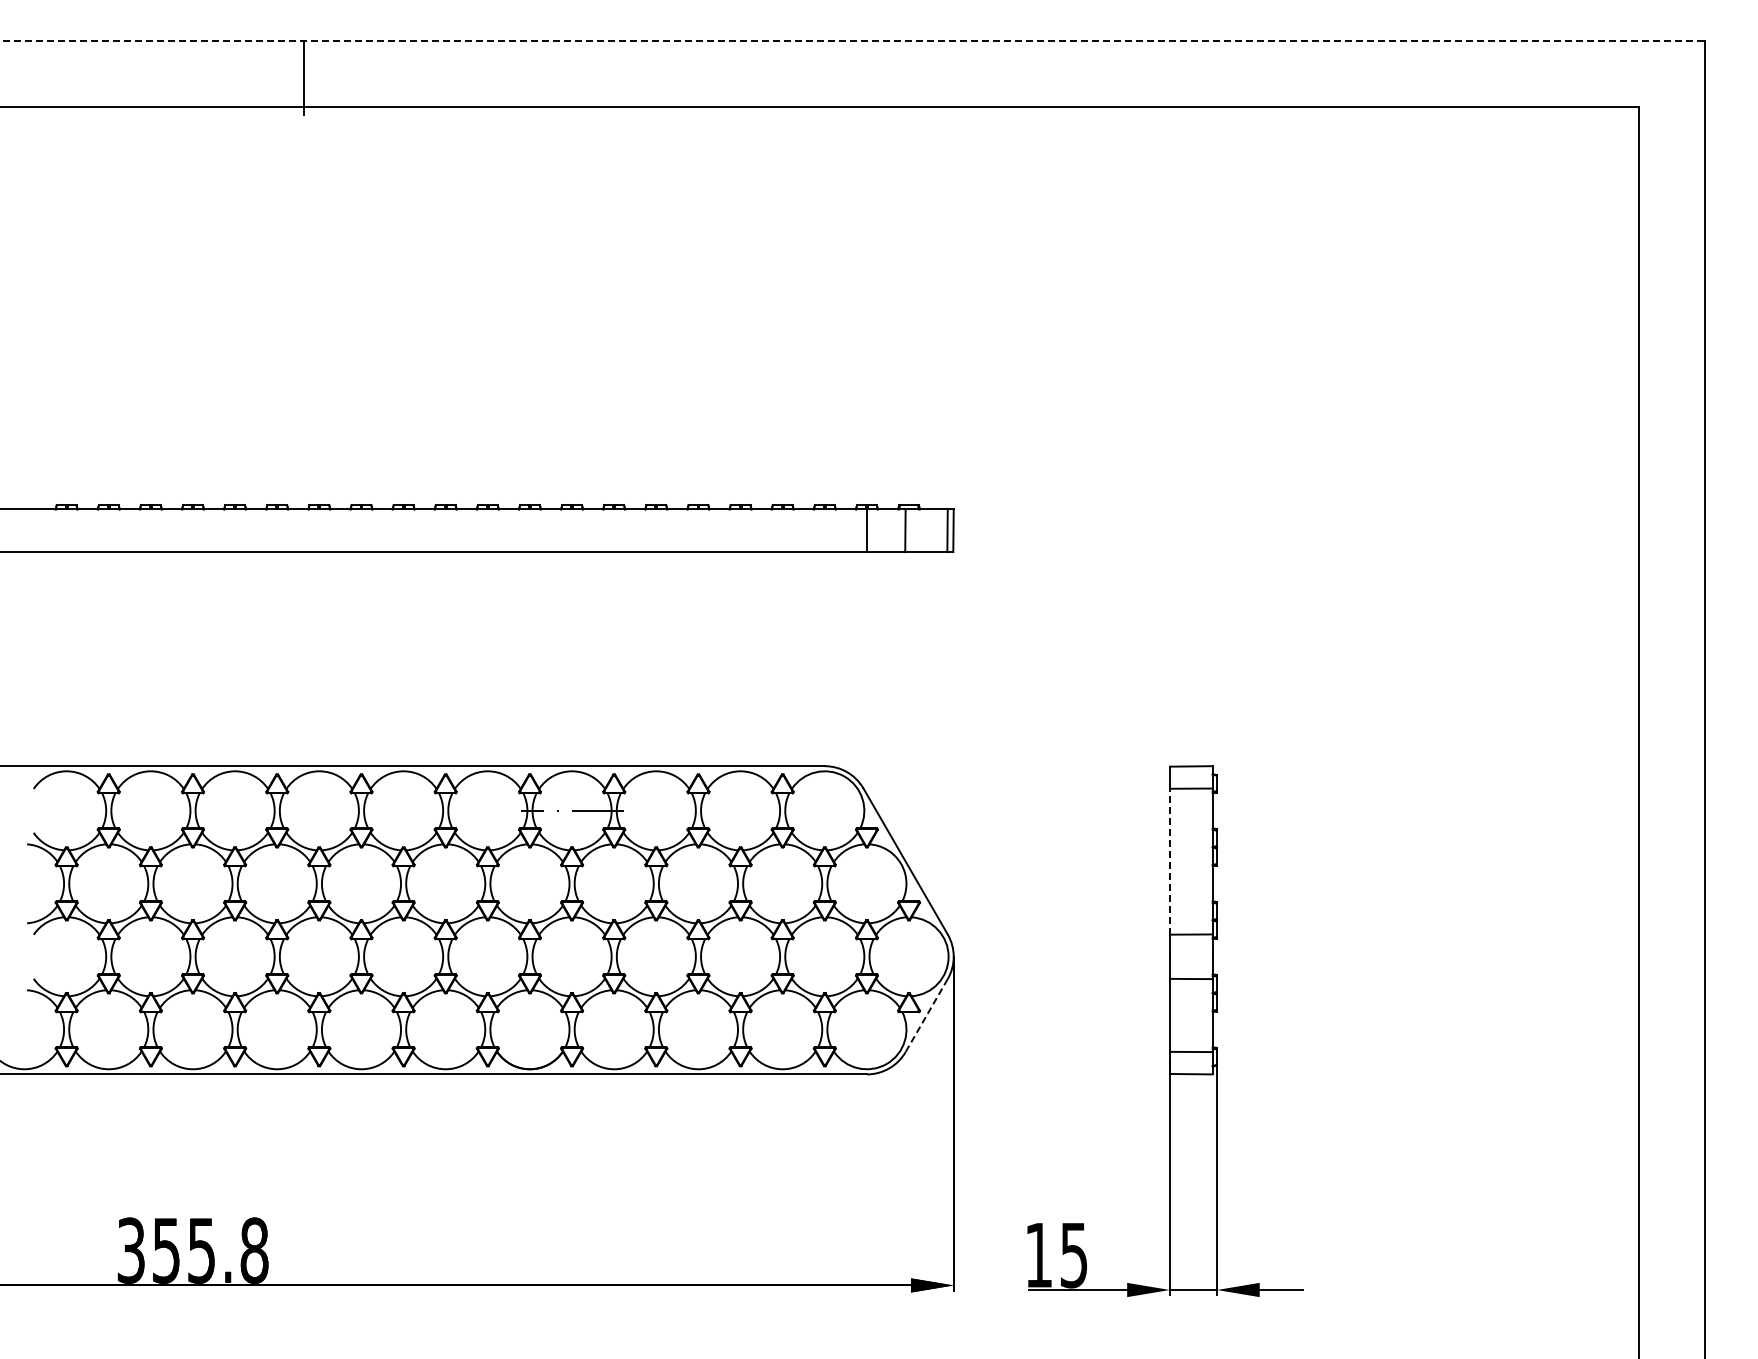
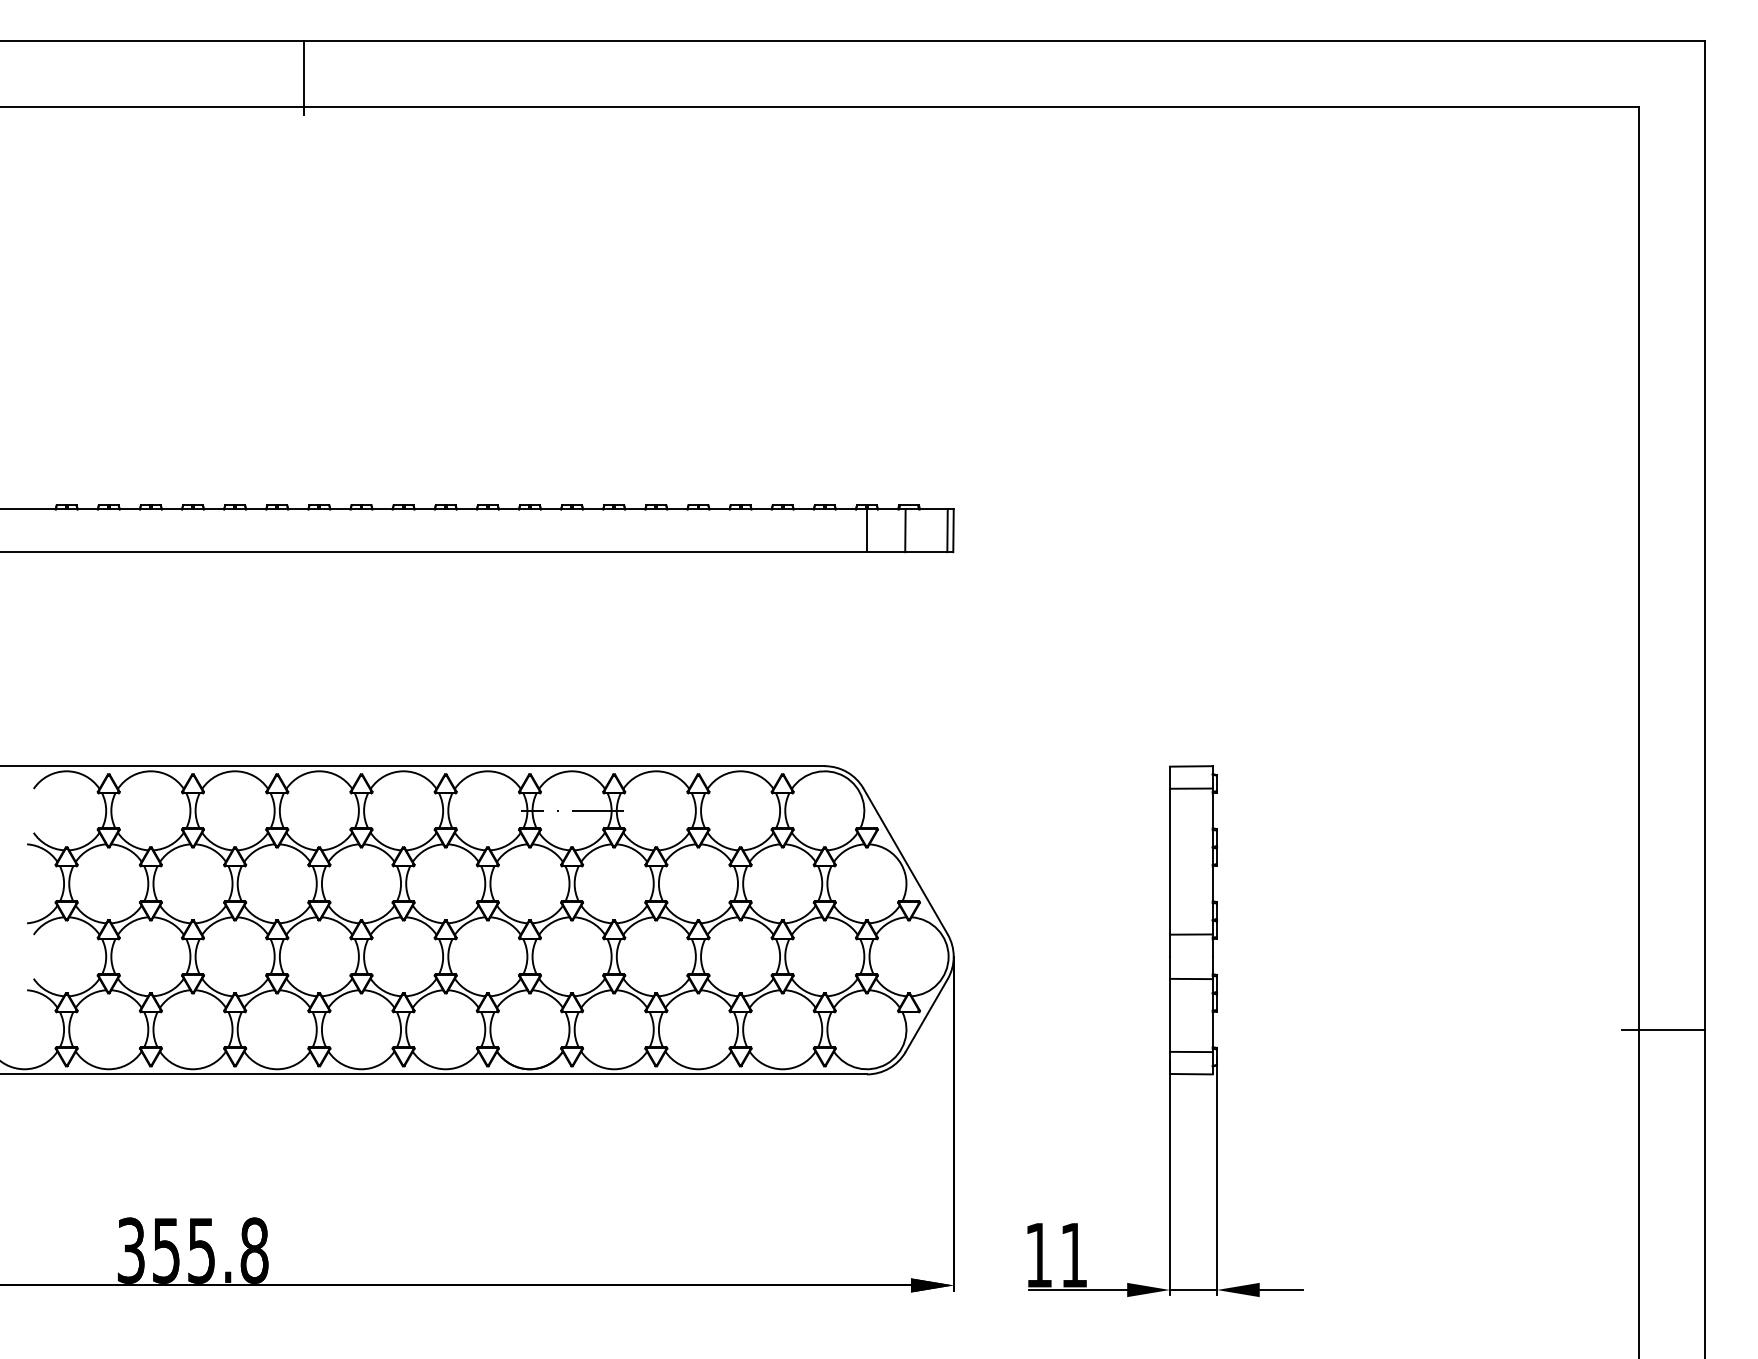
line: dashed -> solid (853, 40)
line: dashed -> solid (1169, 861)
line: dashed -> solid (926, 1016)
line: none -> present (1663, 1030)
text: 15 -> 11 (1073, 1255)
